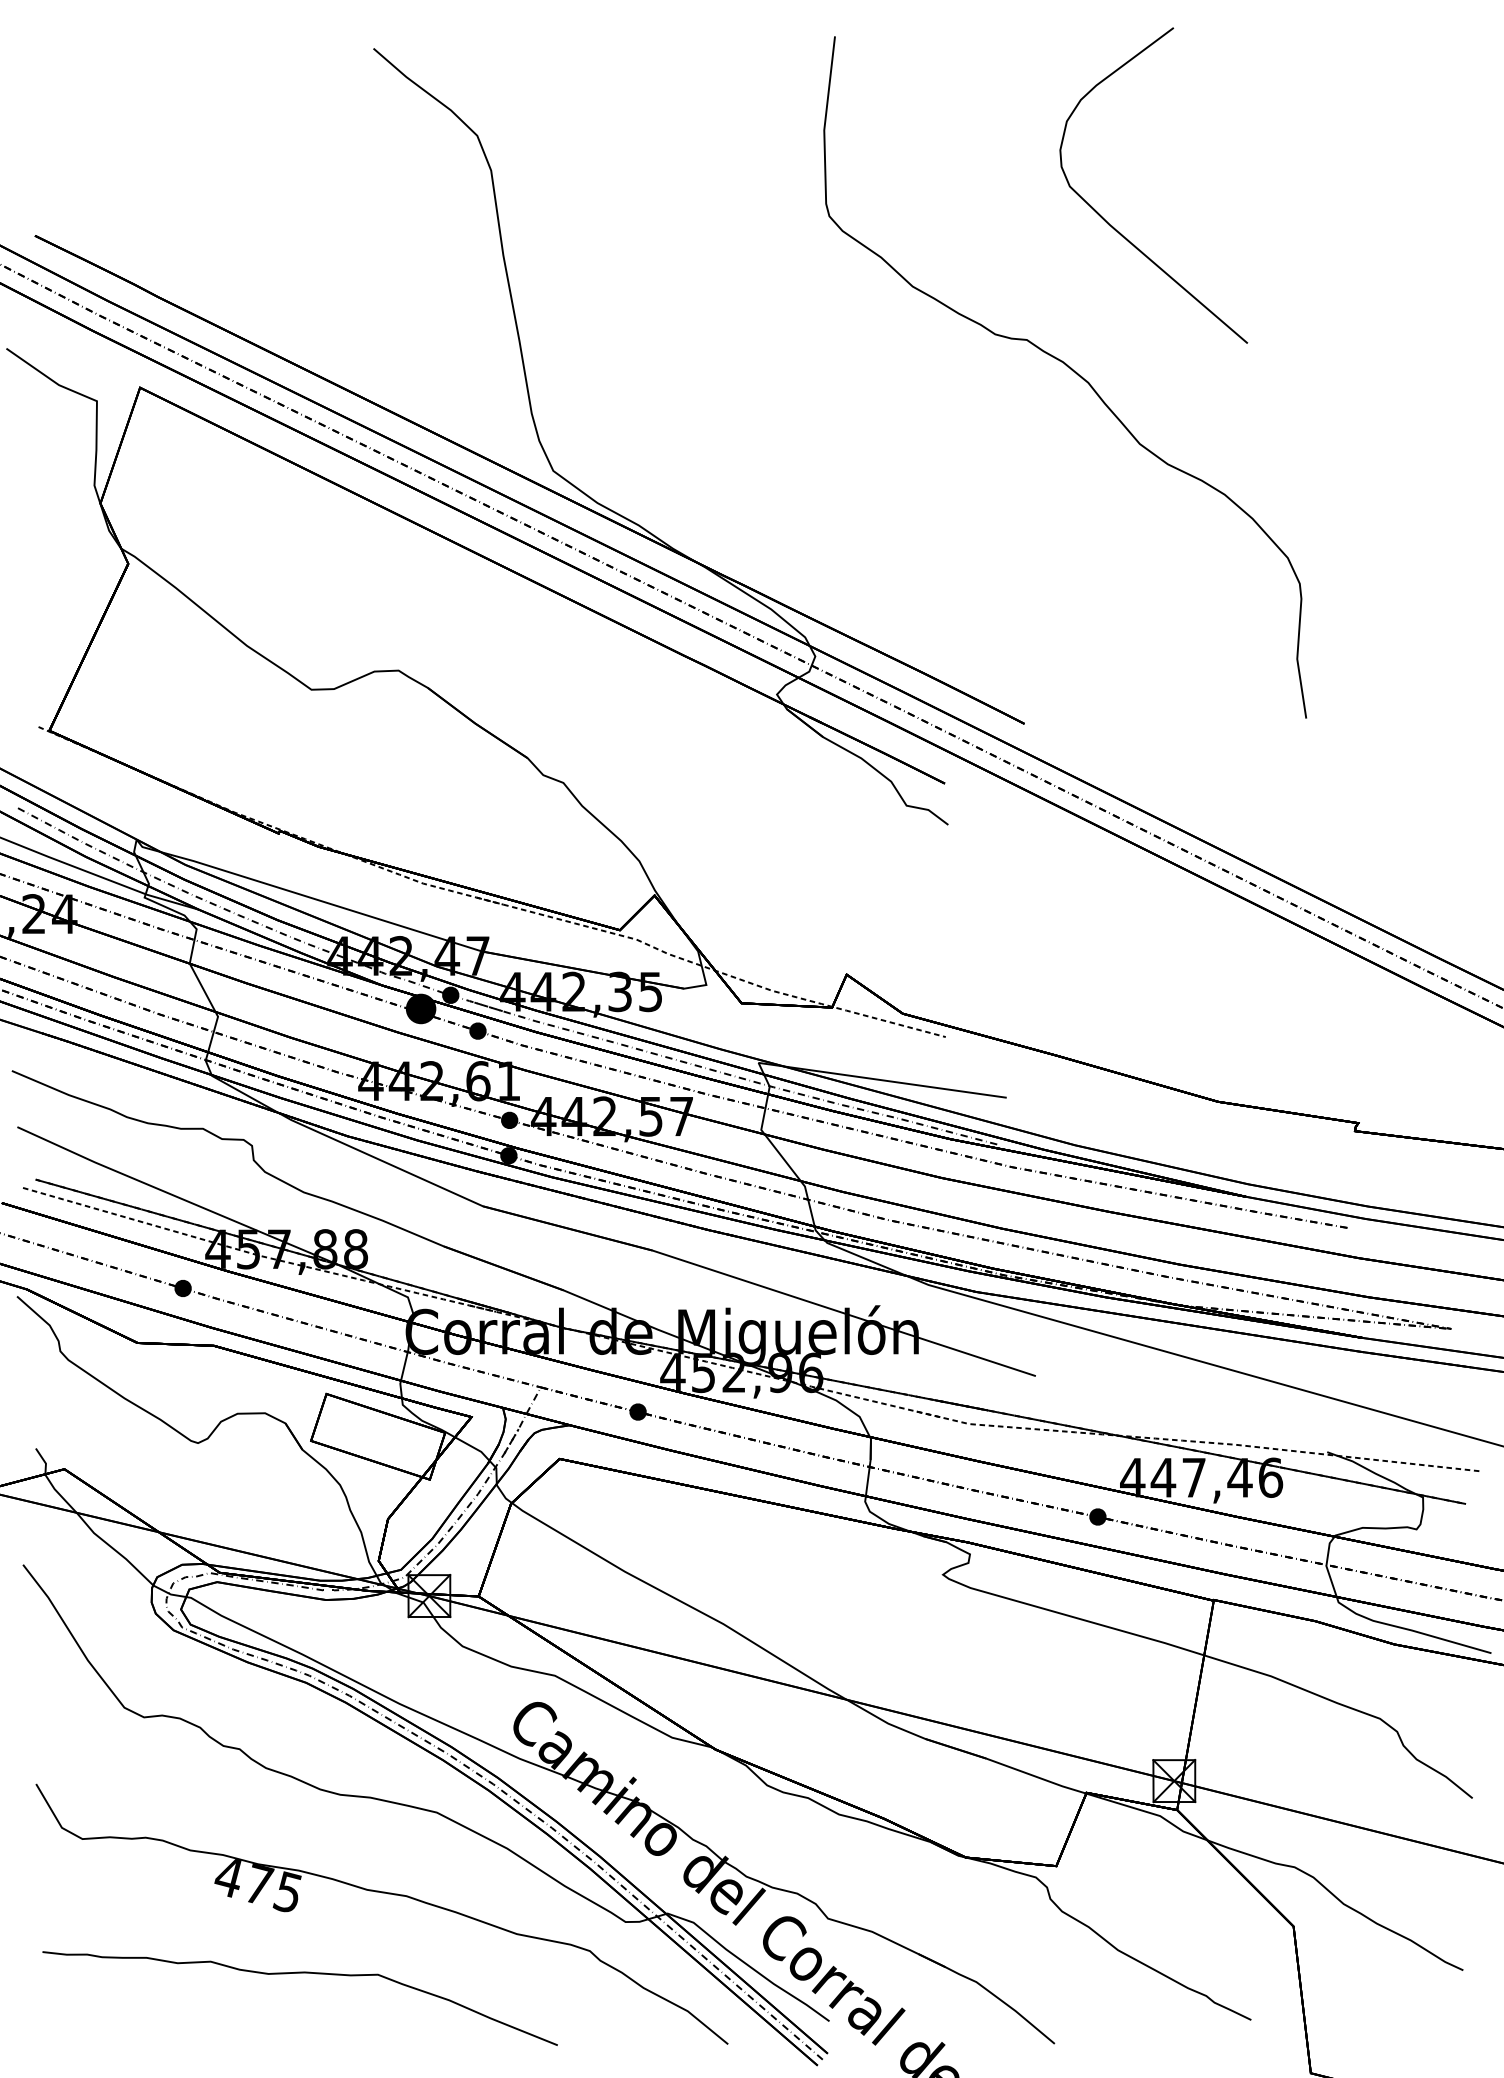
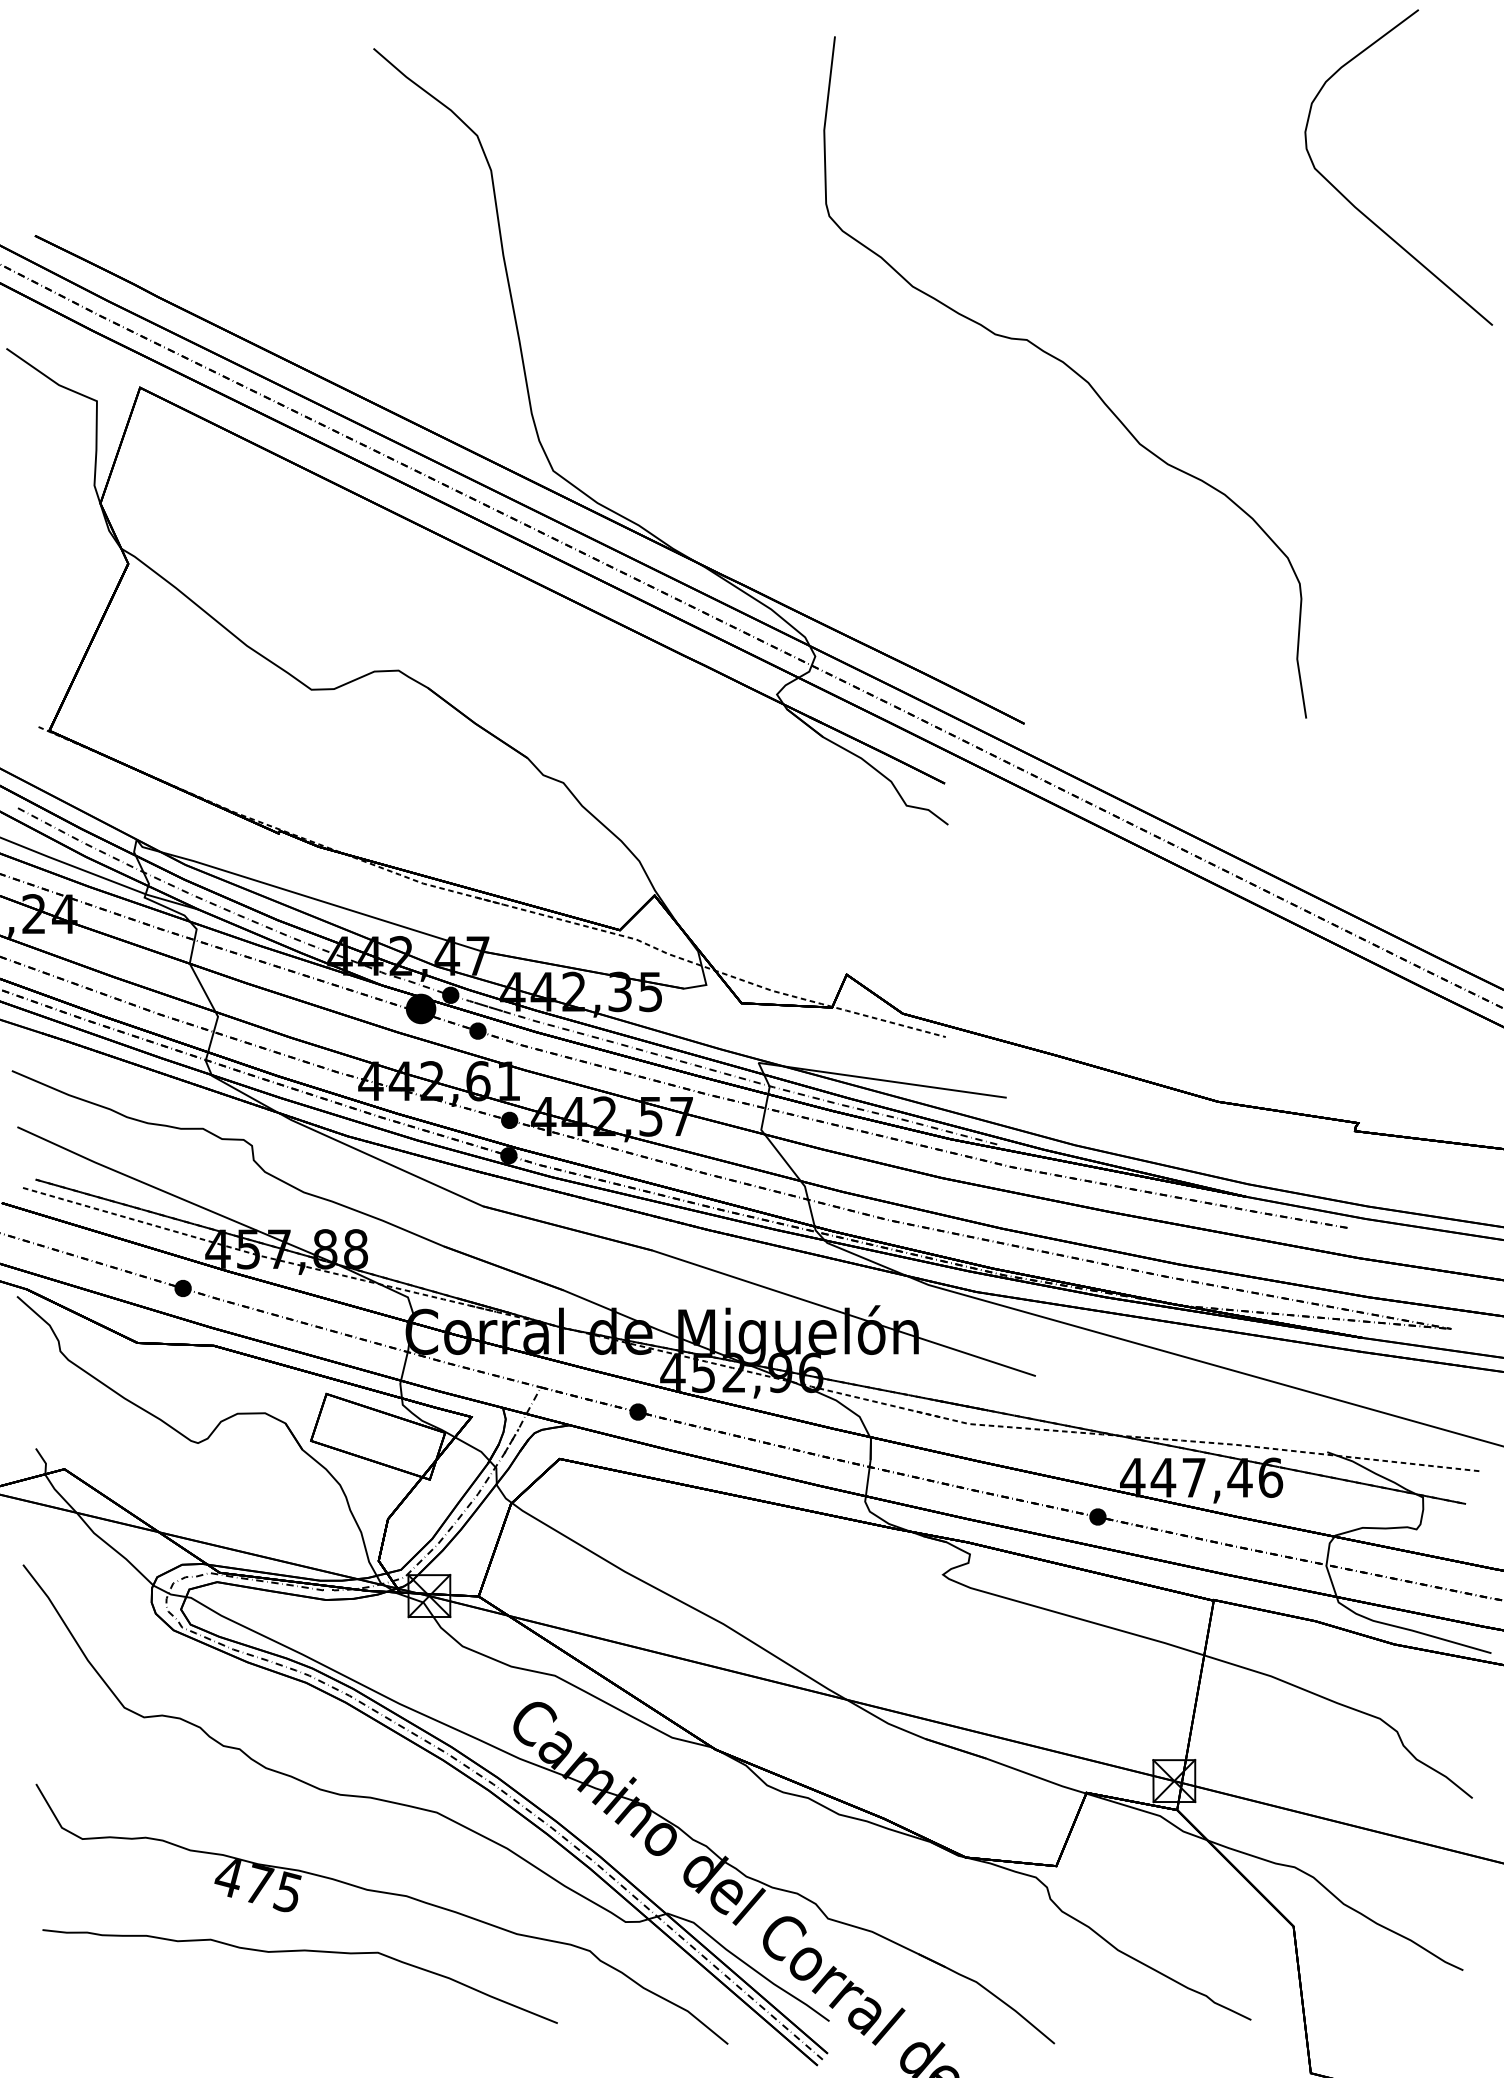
curve position: (1119, 231) -> (1364, 213) (1364, 213)
curve position: (299, 1973) -> (299, 1951) (299, 1951)
